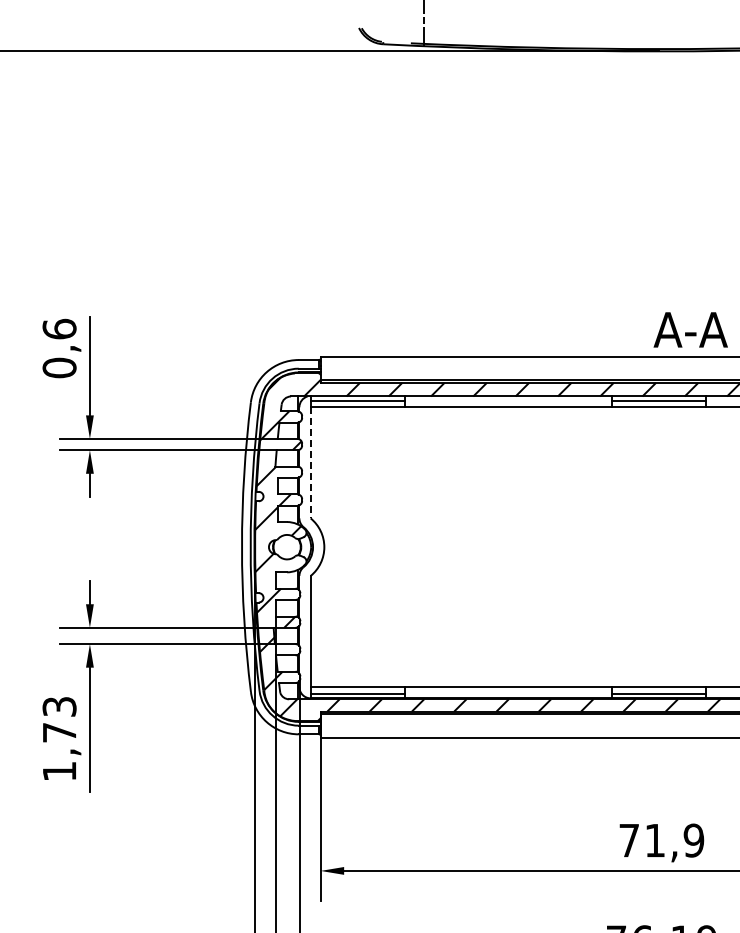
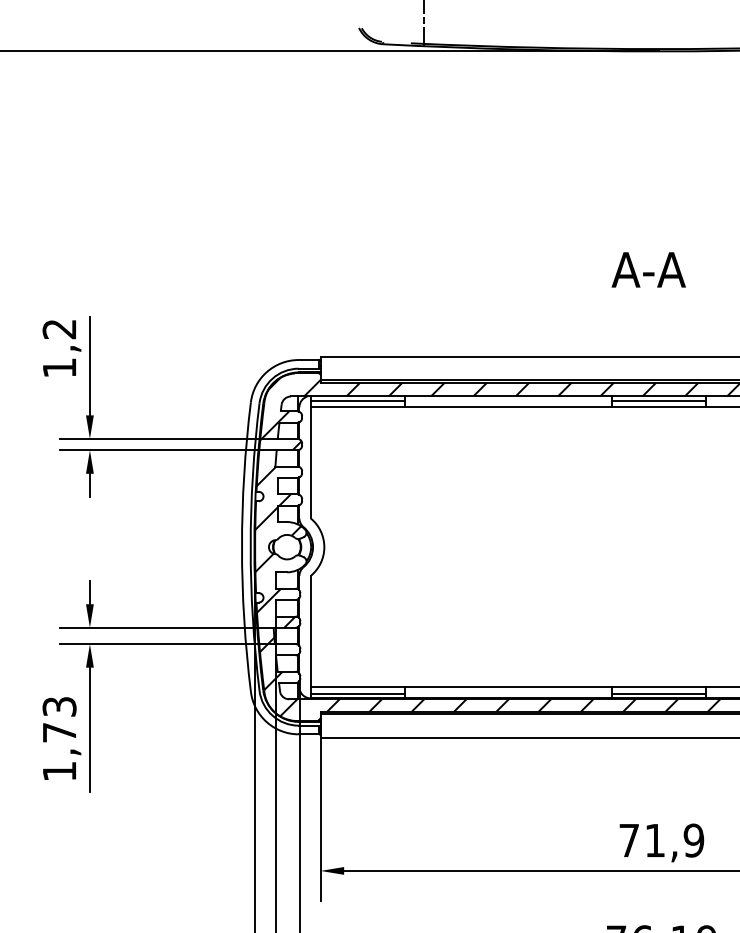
text position: (690, 329) -> (648, 269) (648, 269)
text: 0,6 -> 1,2 (59, 348)
line: dashed -> solid (310, 462)
